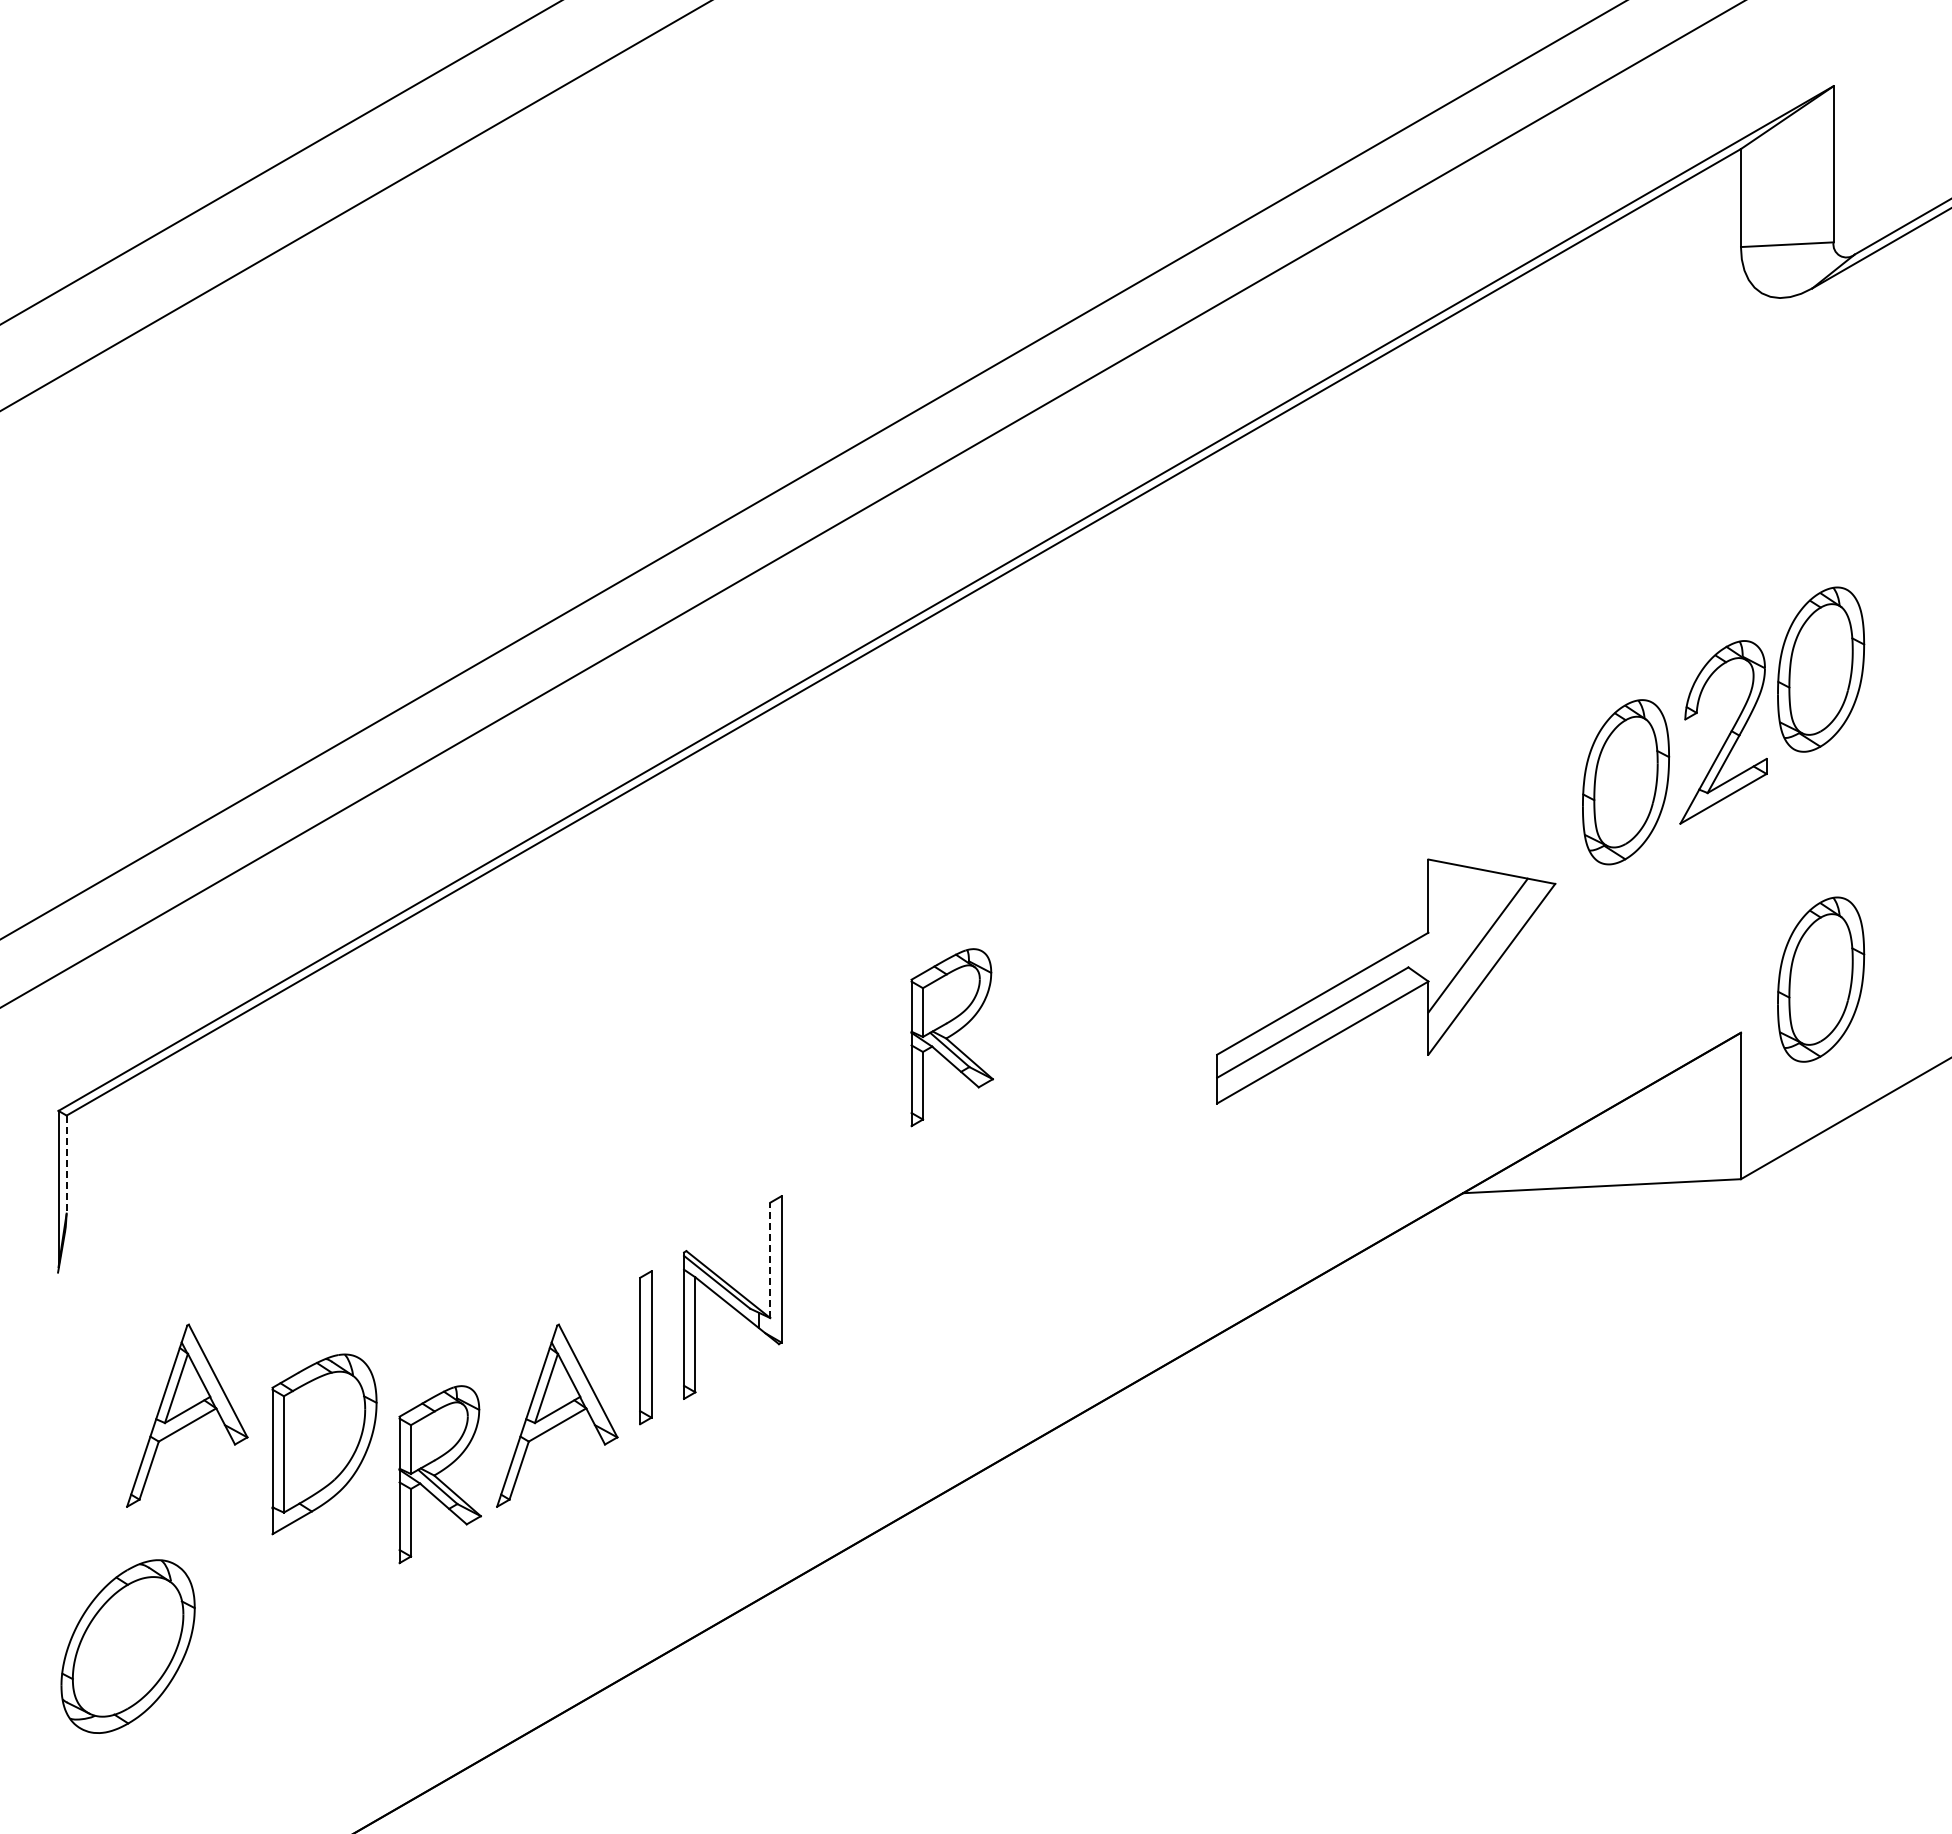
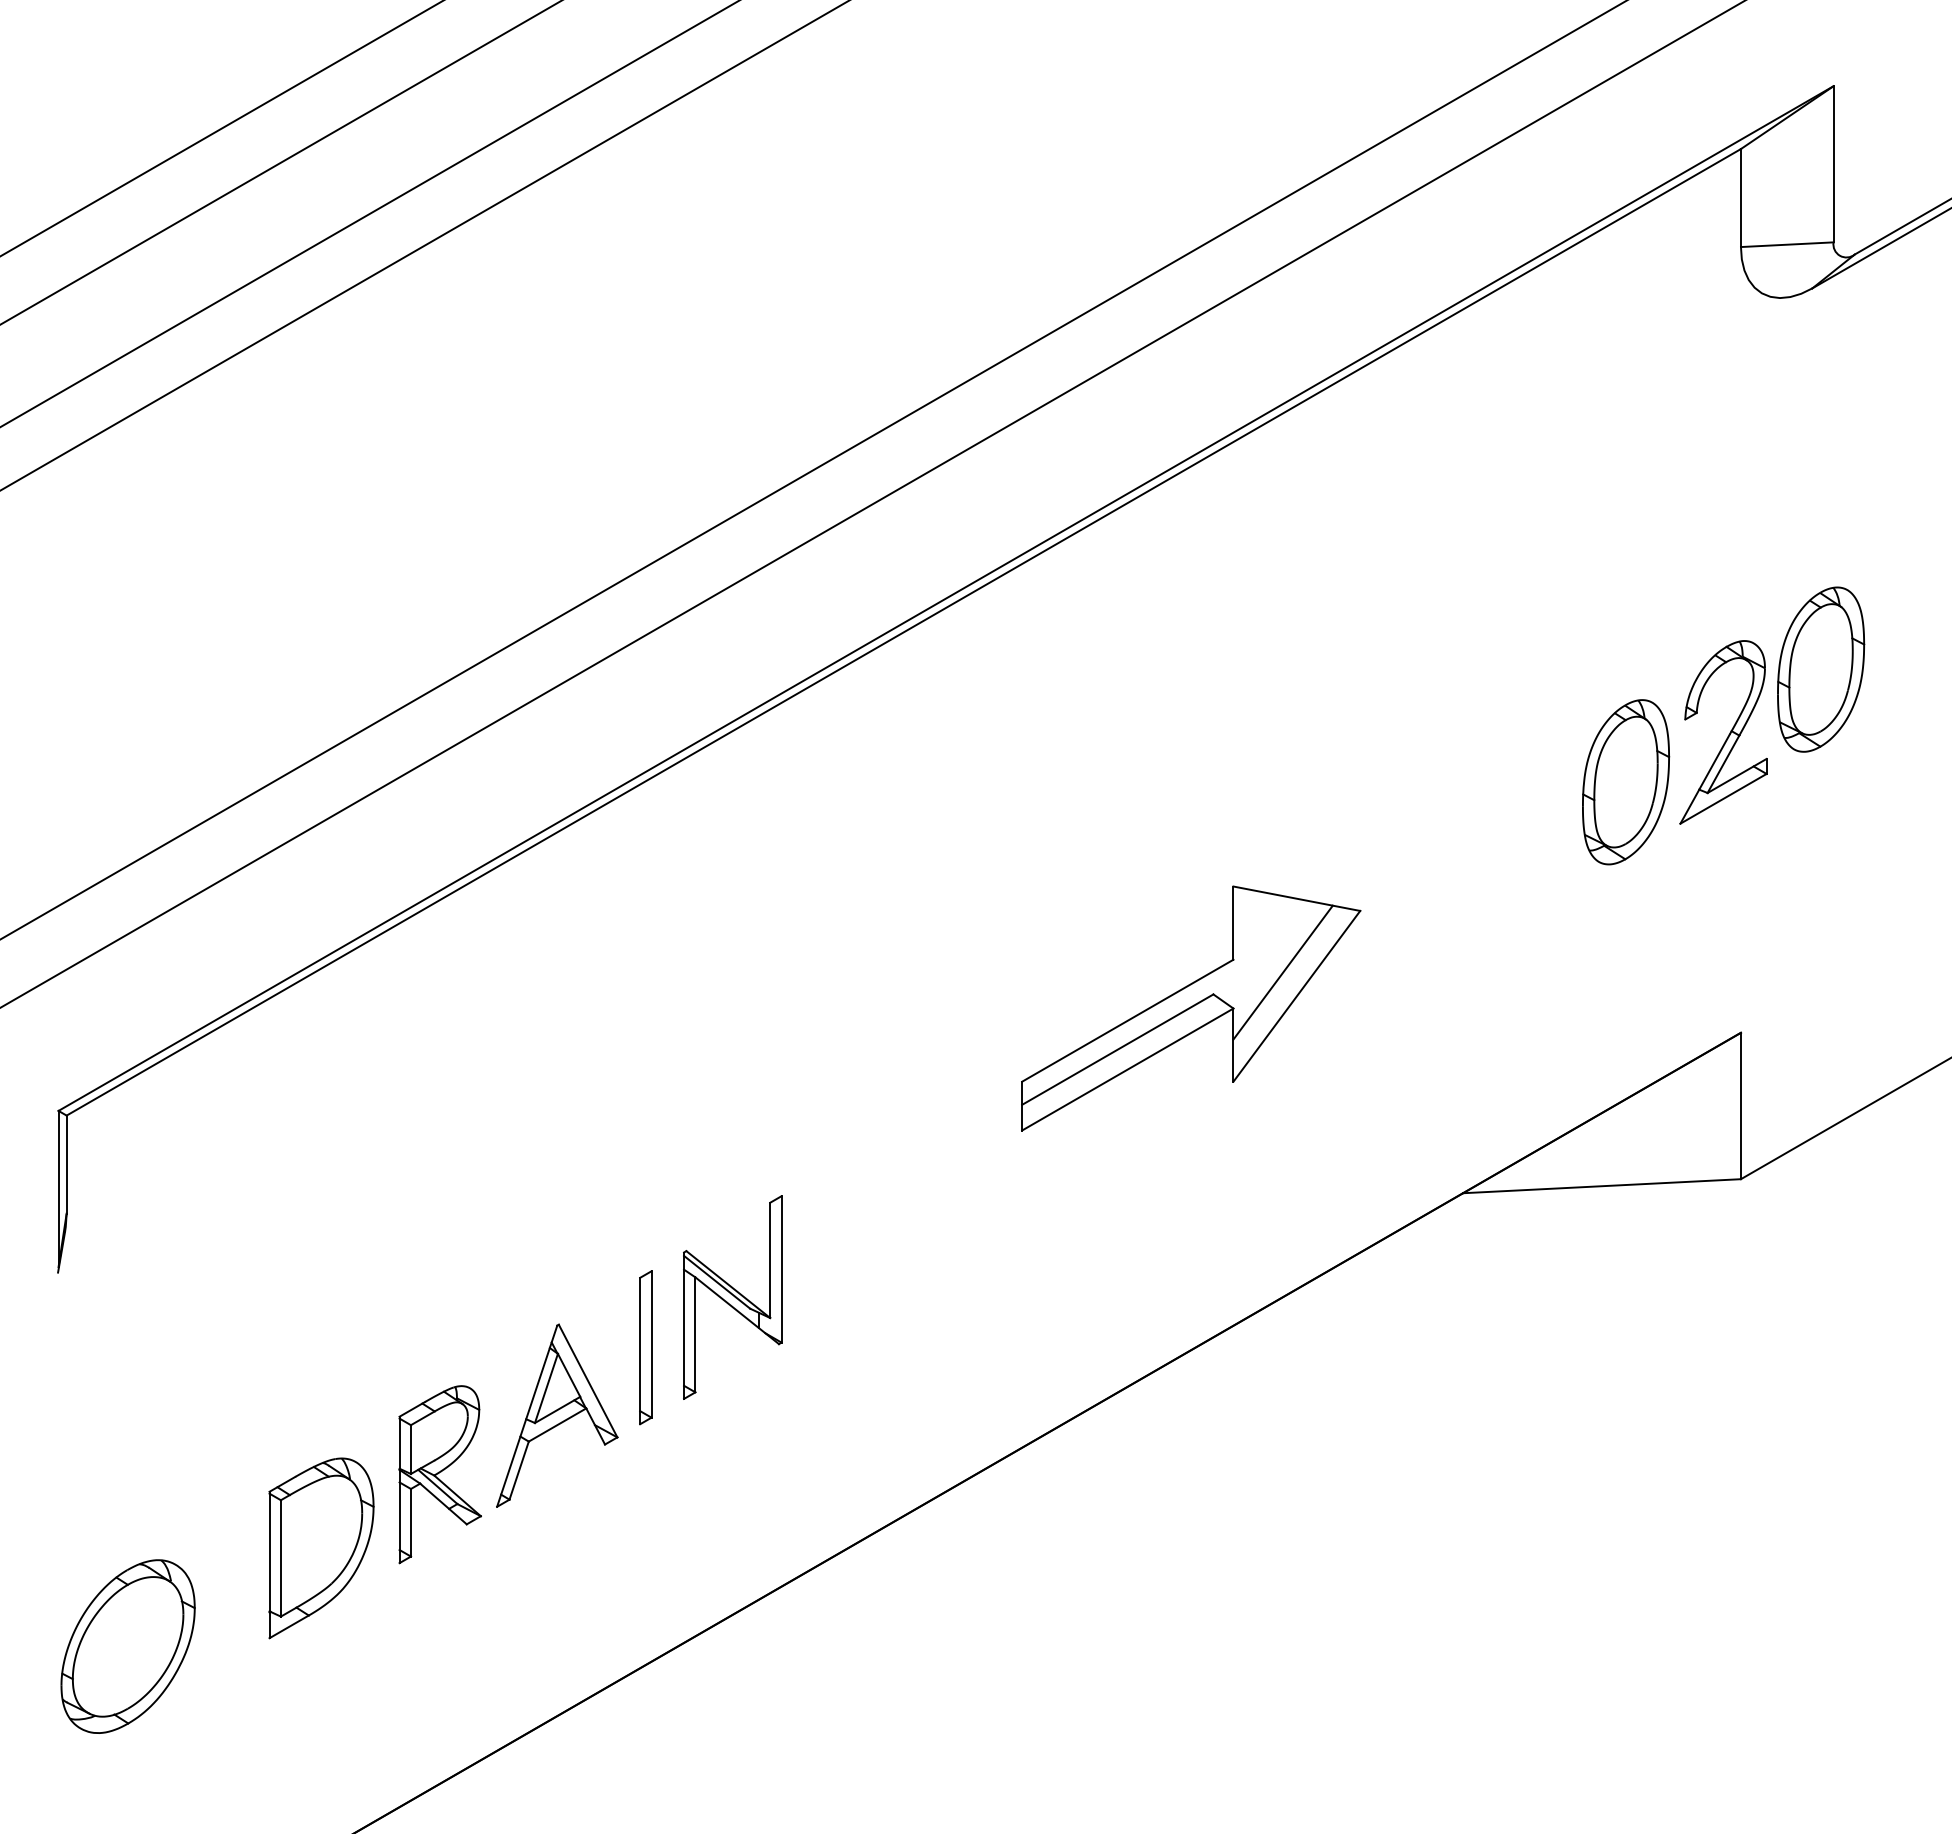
line: none -> present (221, 128)
line position: (355, 206) -> (369, 214) (369, 214)
line: none -> present (424, 245)
part: present -> none (1821, 979)
part position: (1386, 981) -> (1191, 1008) (1191, 1008)
part: present -> none (951, 1037)
line: dashed -> solid (66, 1165)
line: dashed -> solid (770, 1260)
part: present -> none (187, 1415)
part position: (324, 1444) -> (321, 1548) (321, 1548)
